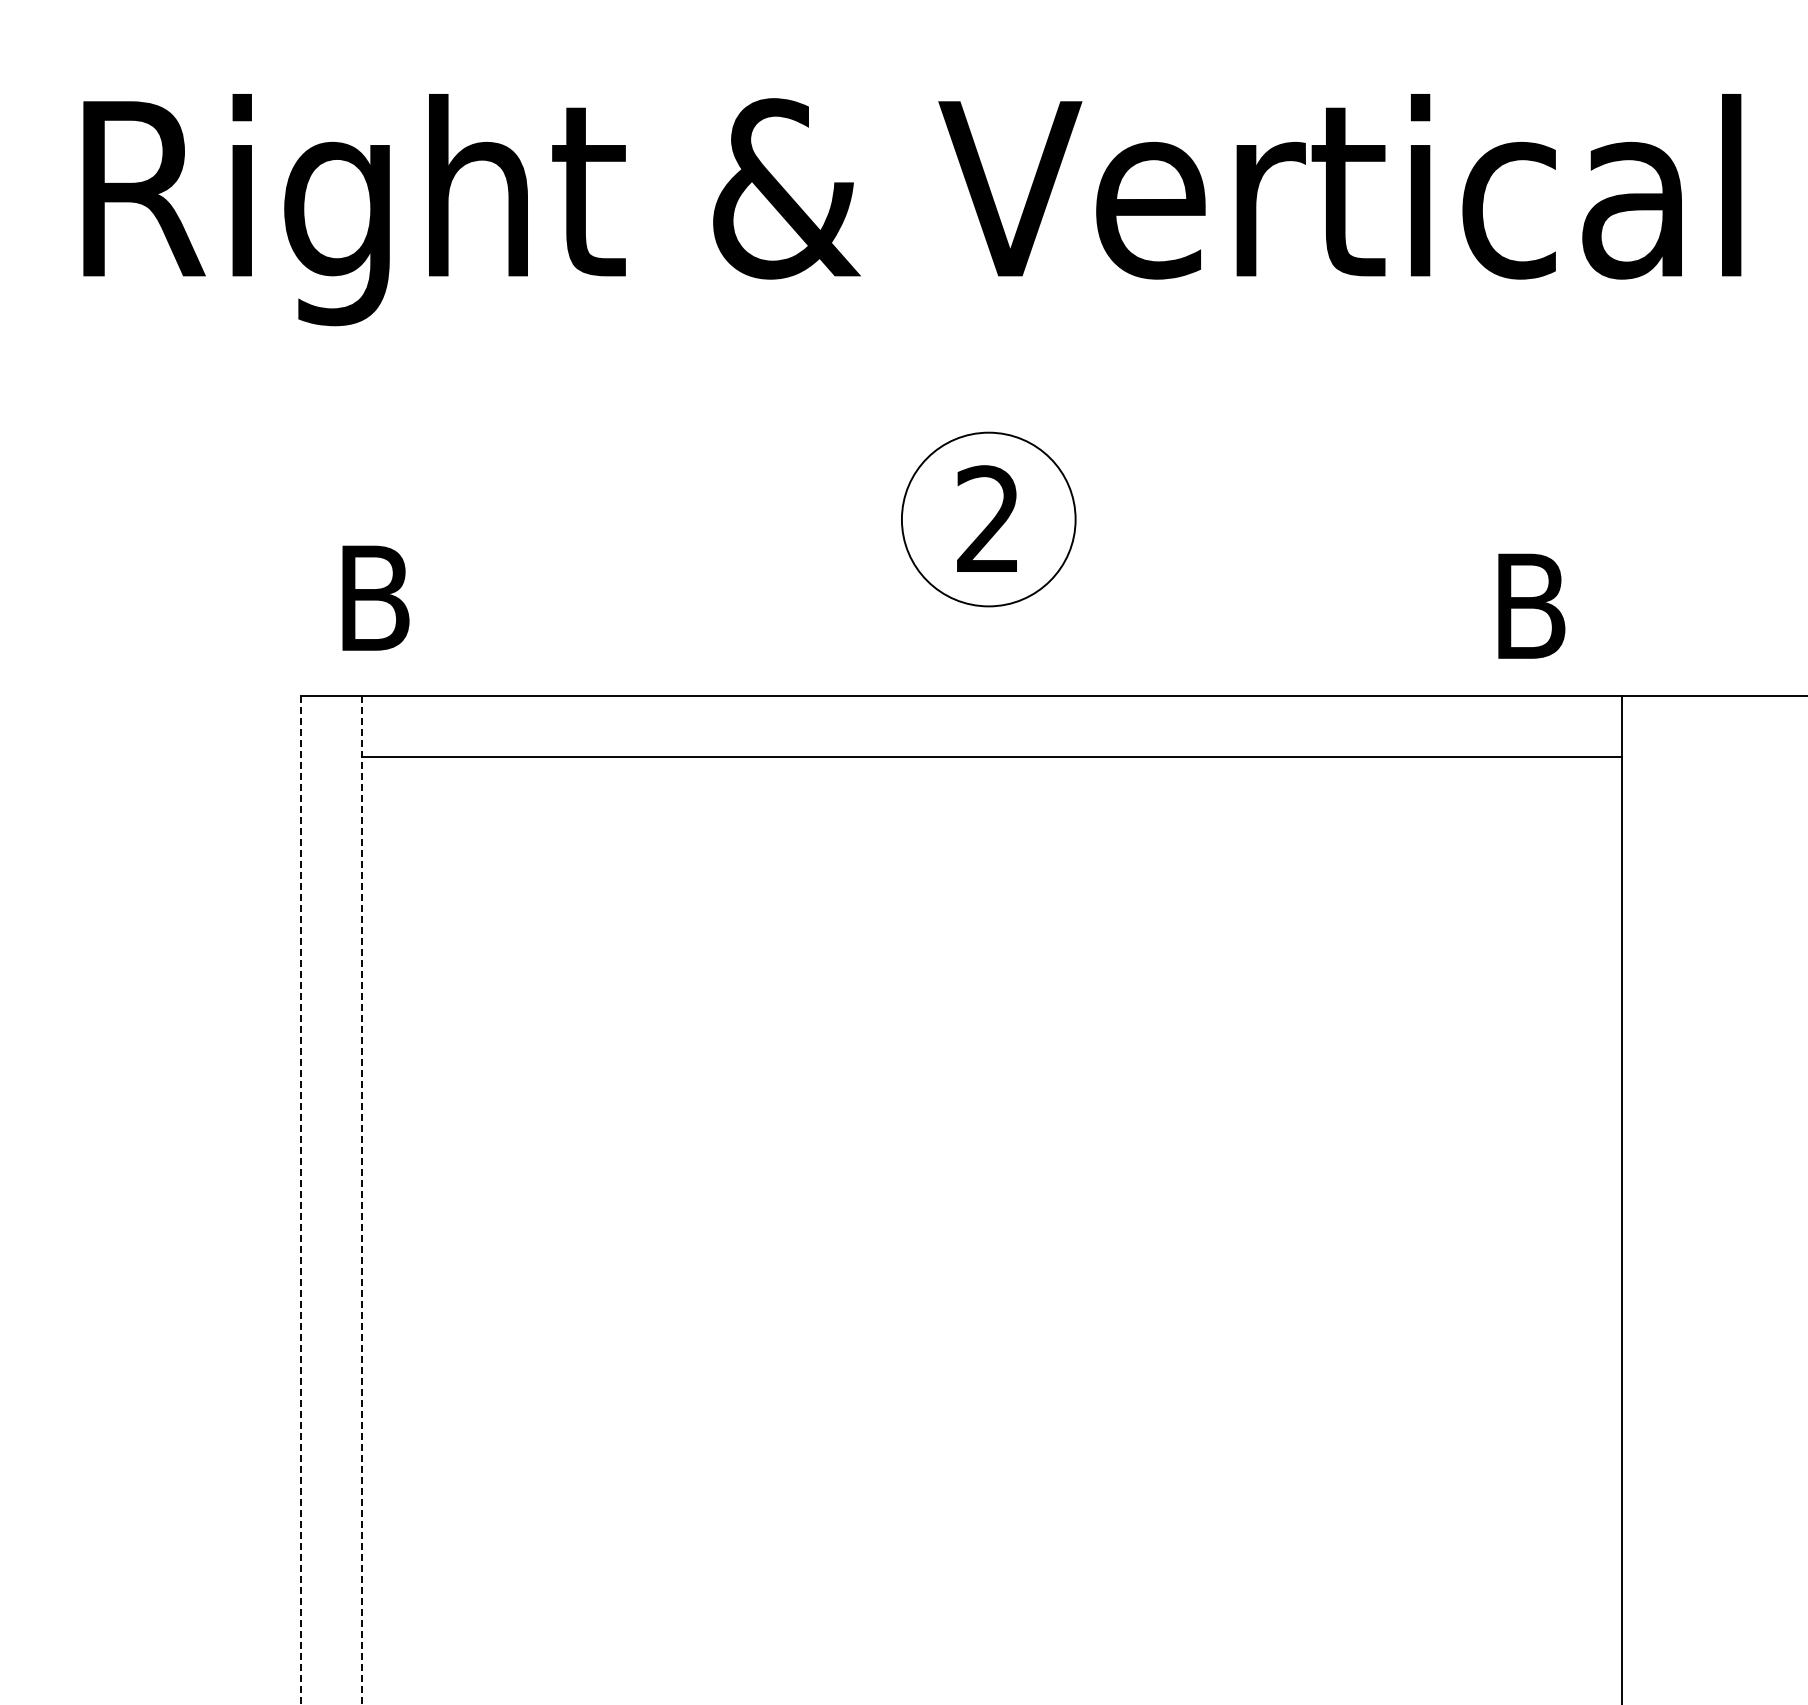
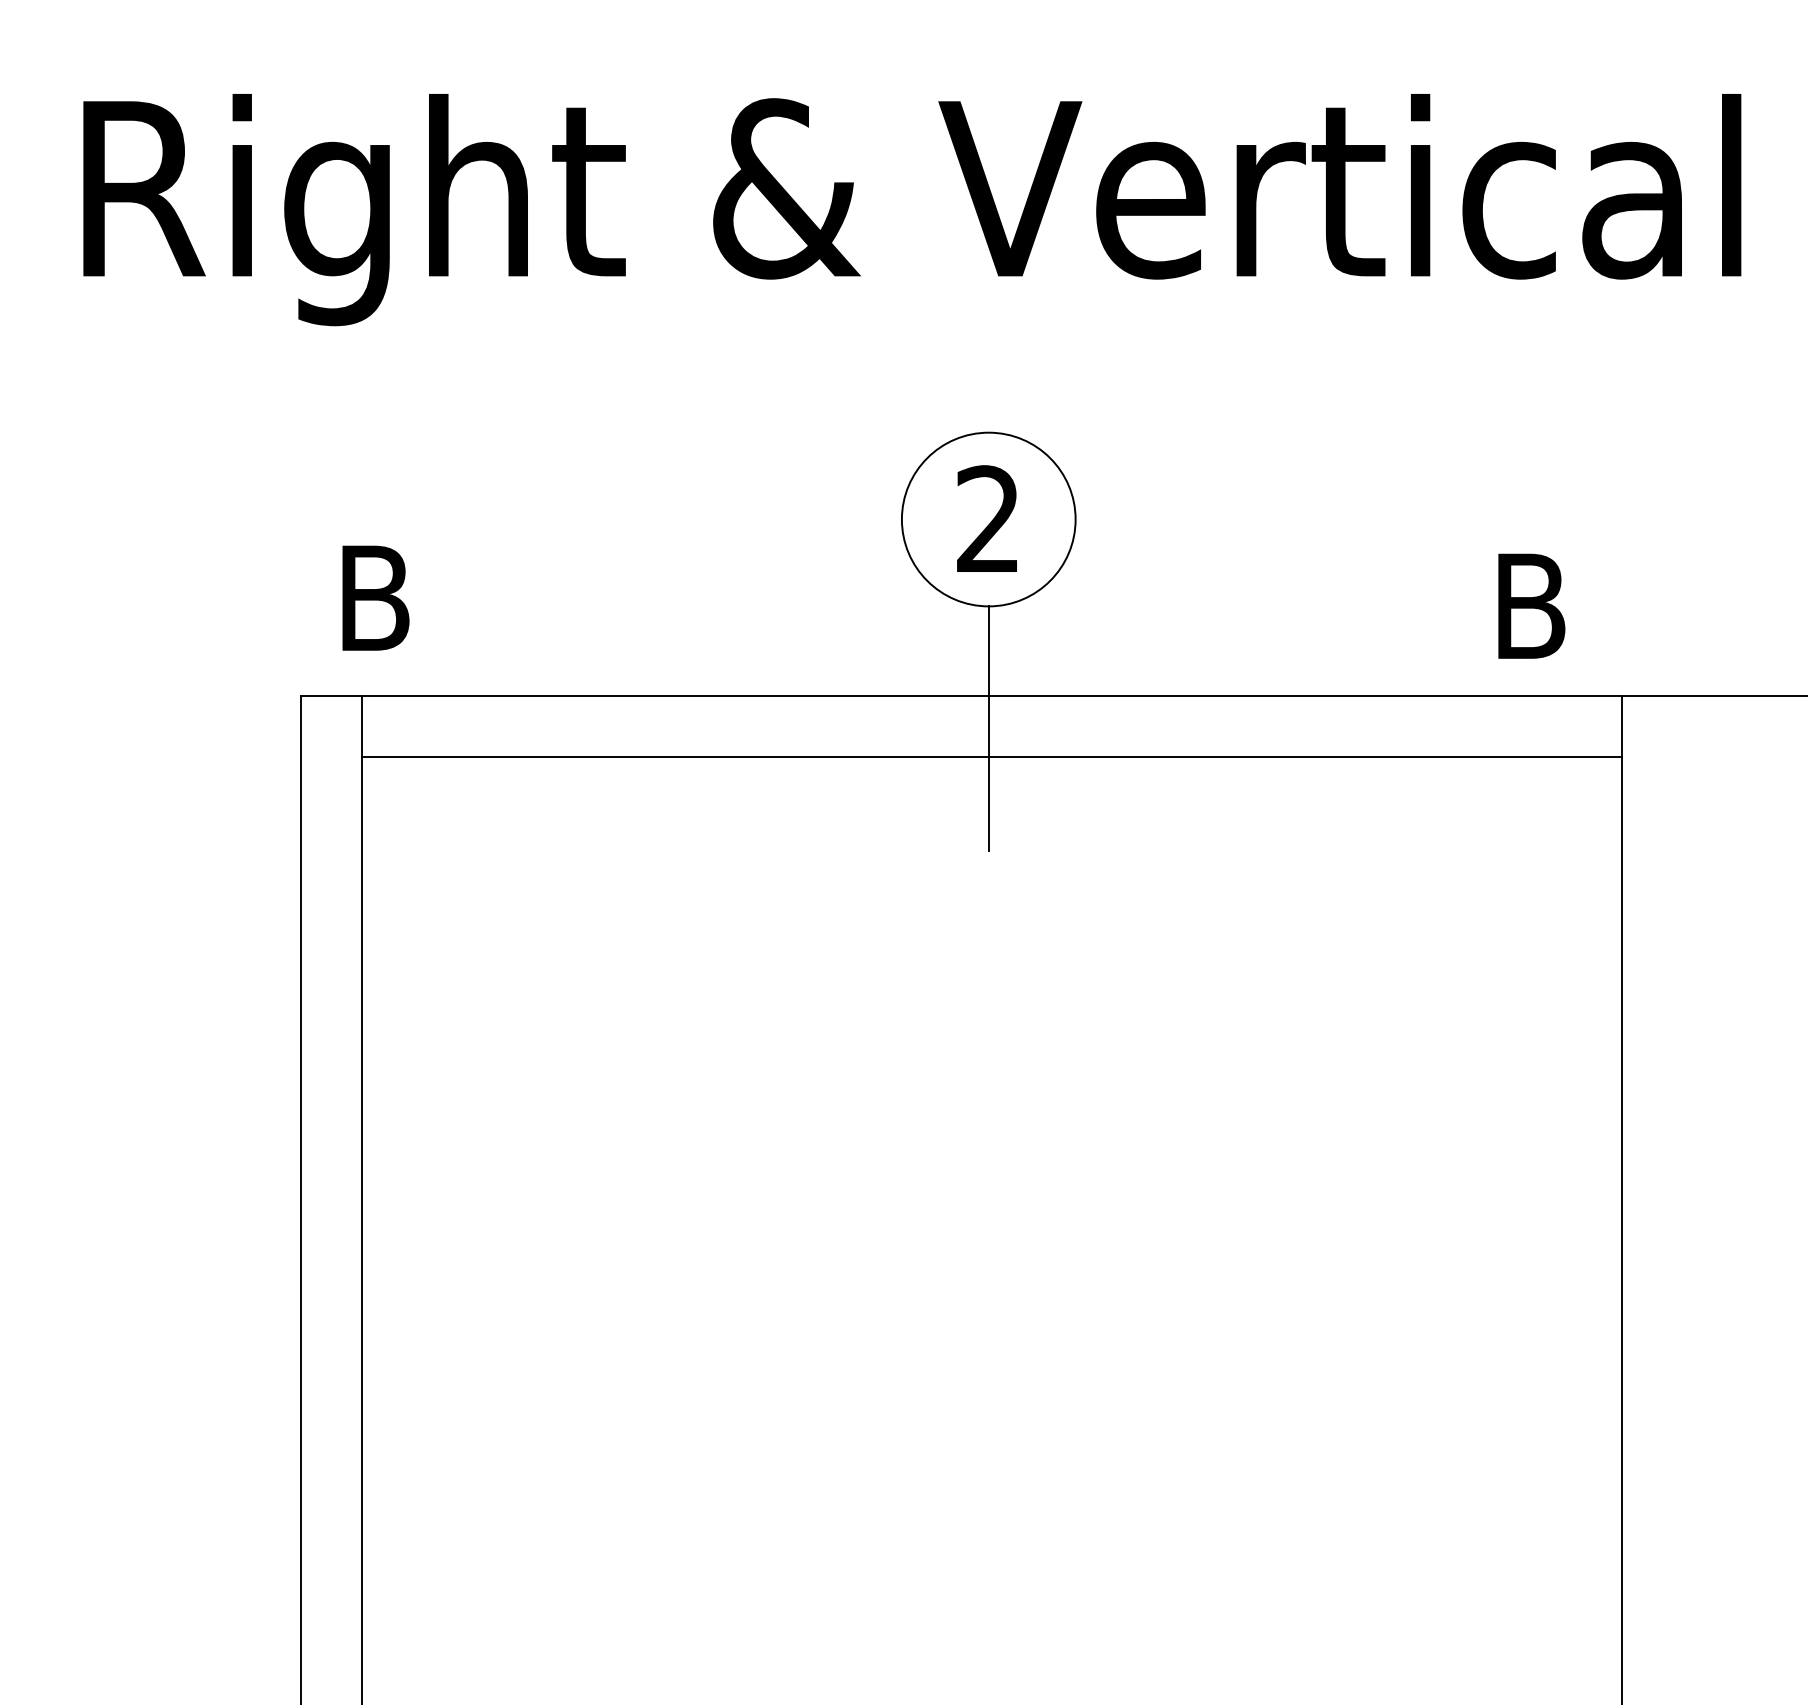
line: none -> present (988, 728)
line: dashed -> solid (300, 1200)
line: dashed -> solid (361, 1200)
